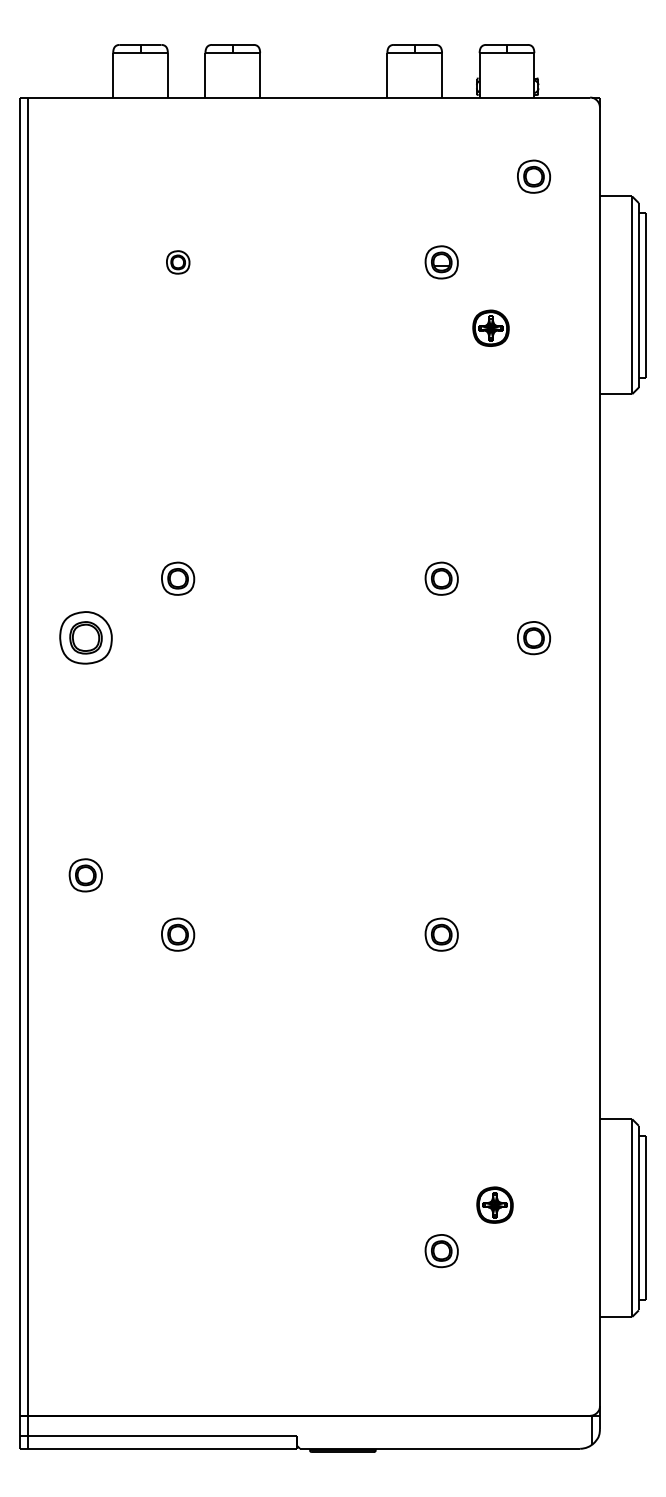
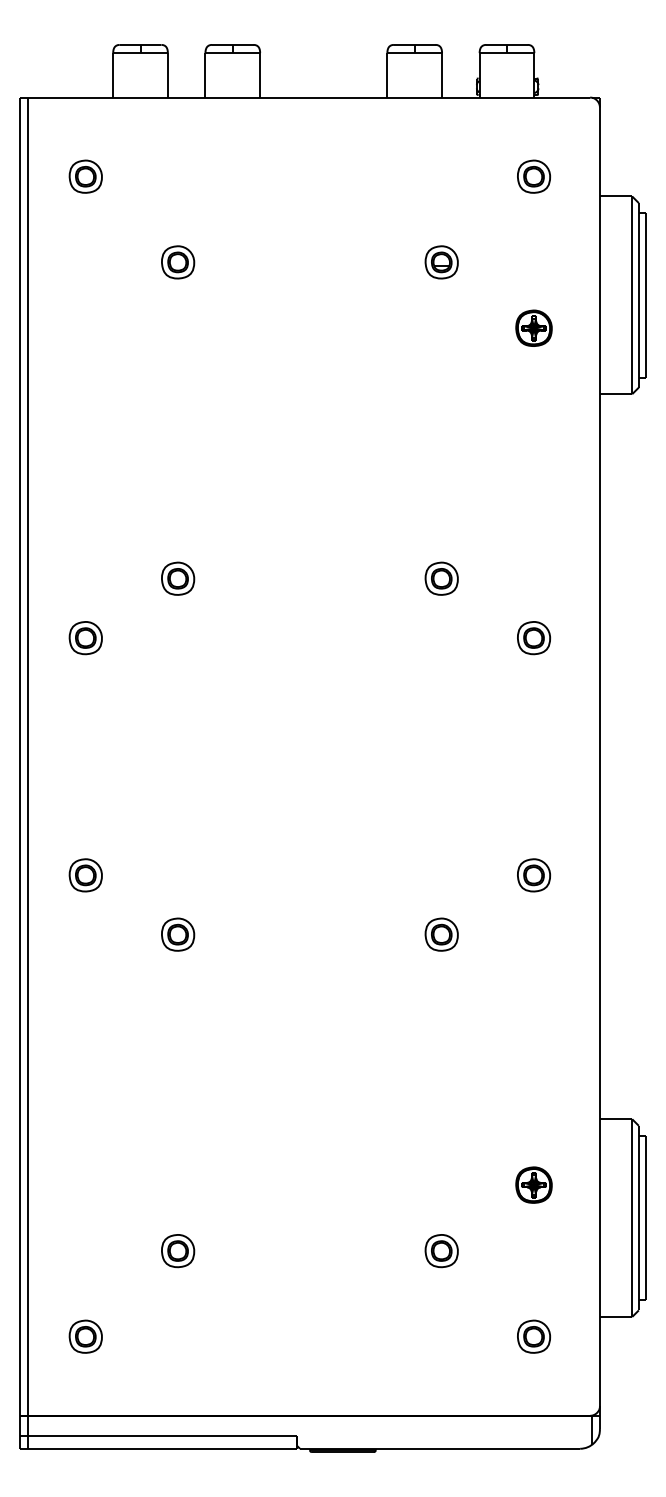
part: none -> present (85, 176)
part size: 25x25 px -> 35x35 px (178, 262)
part position: (490, 327) -> (533, 327) (533, 327)
part size: 54x54 px -> 35x35 px (85, 638)
part: none -> present (534, 875)
part position: (494, 1204) -> (533, 1184) (533, 1184)
part: none -> present (178, 1251)
part: none -> present (85, 1336)
part: none -> present (534, 1336)
